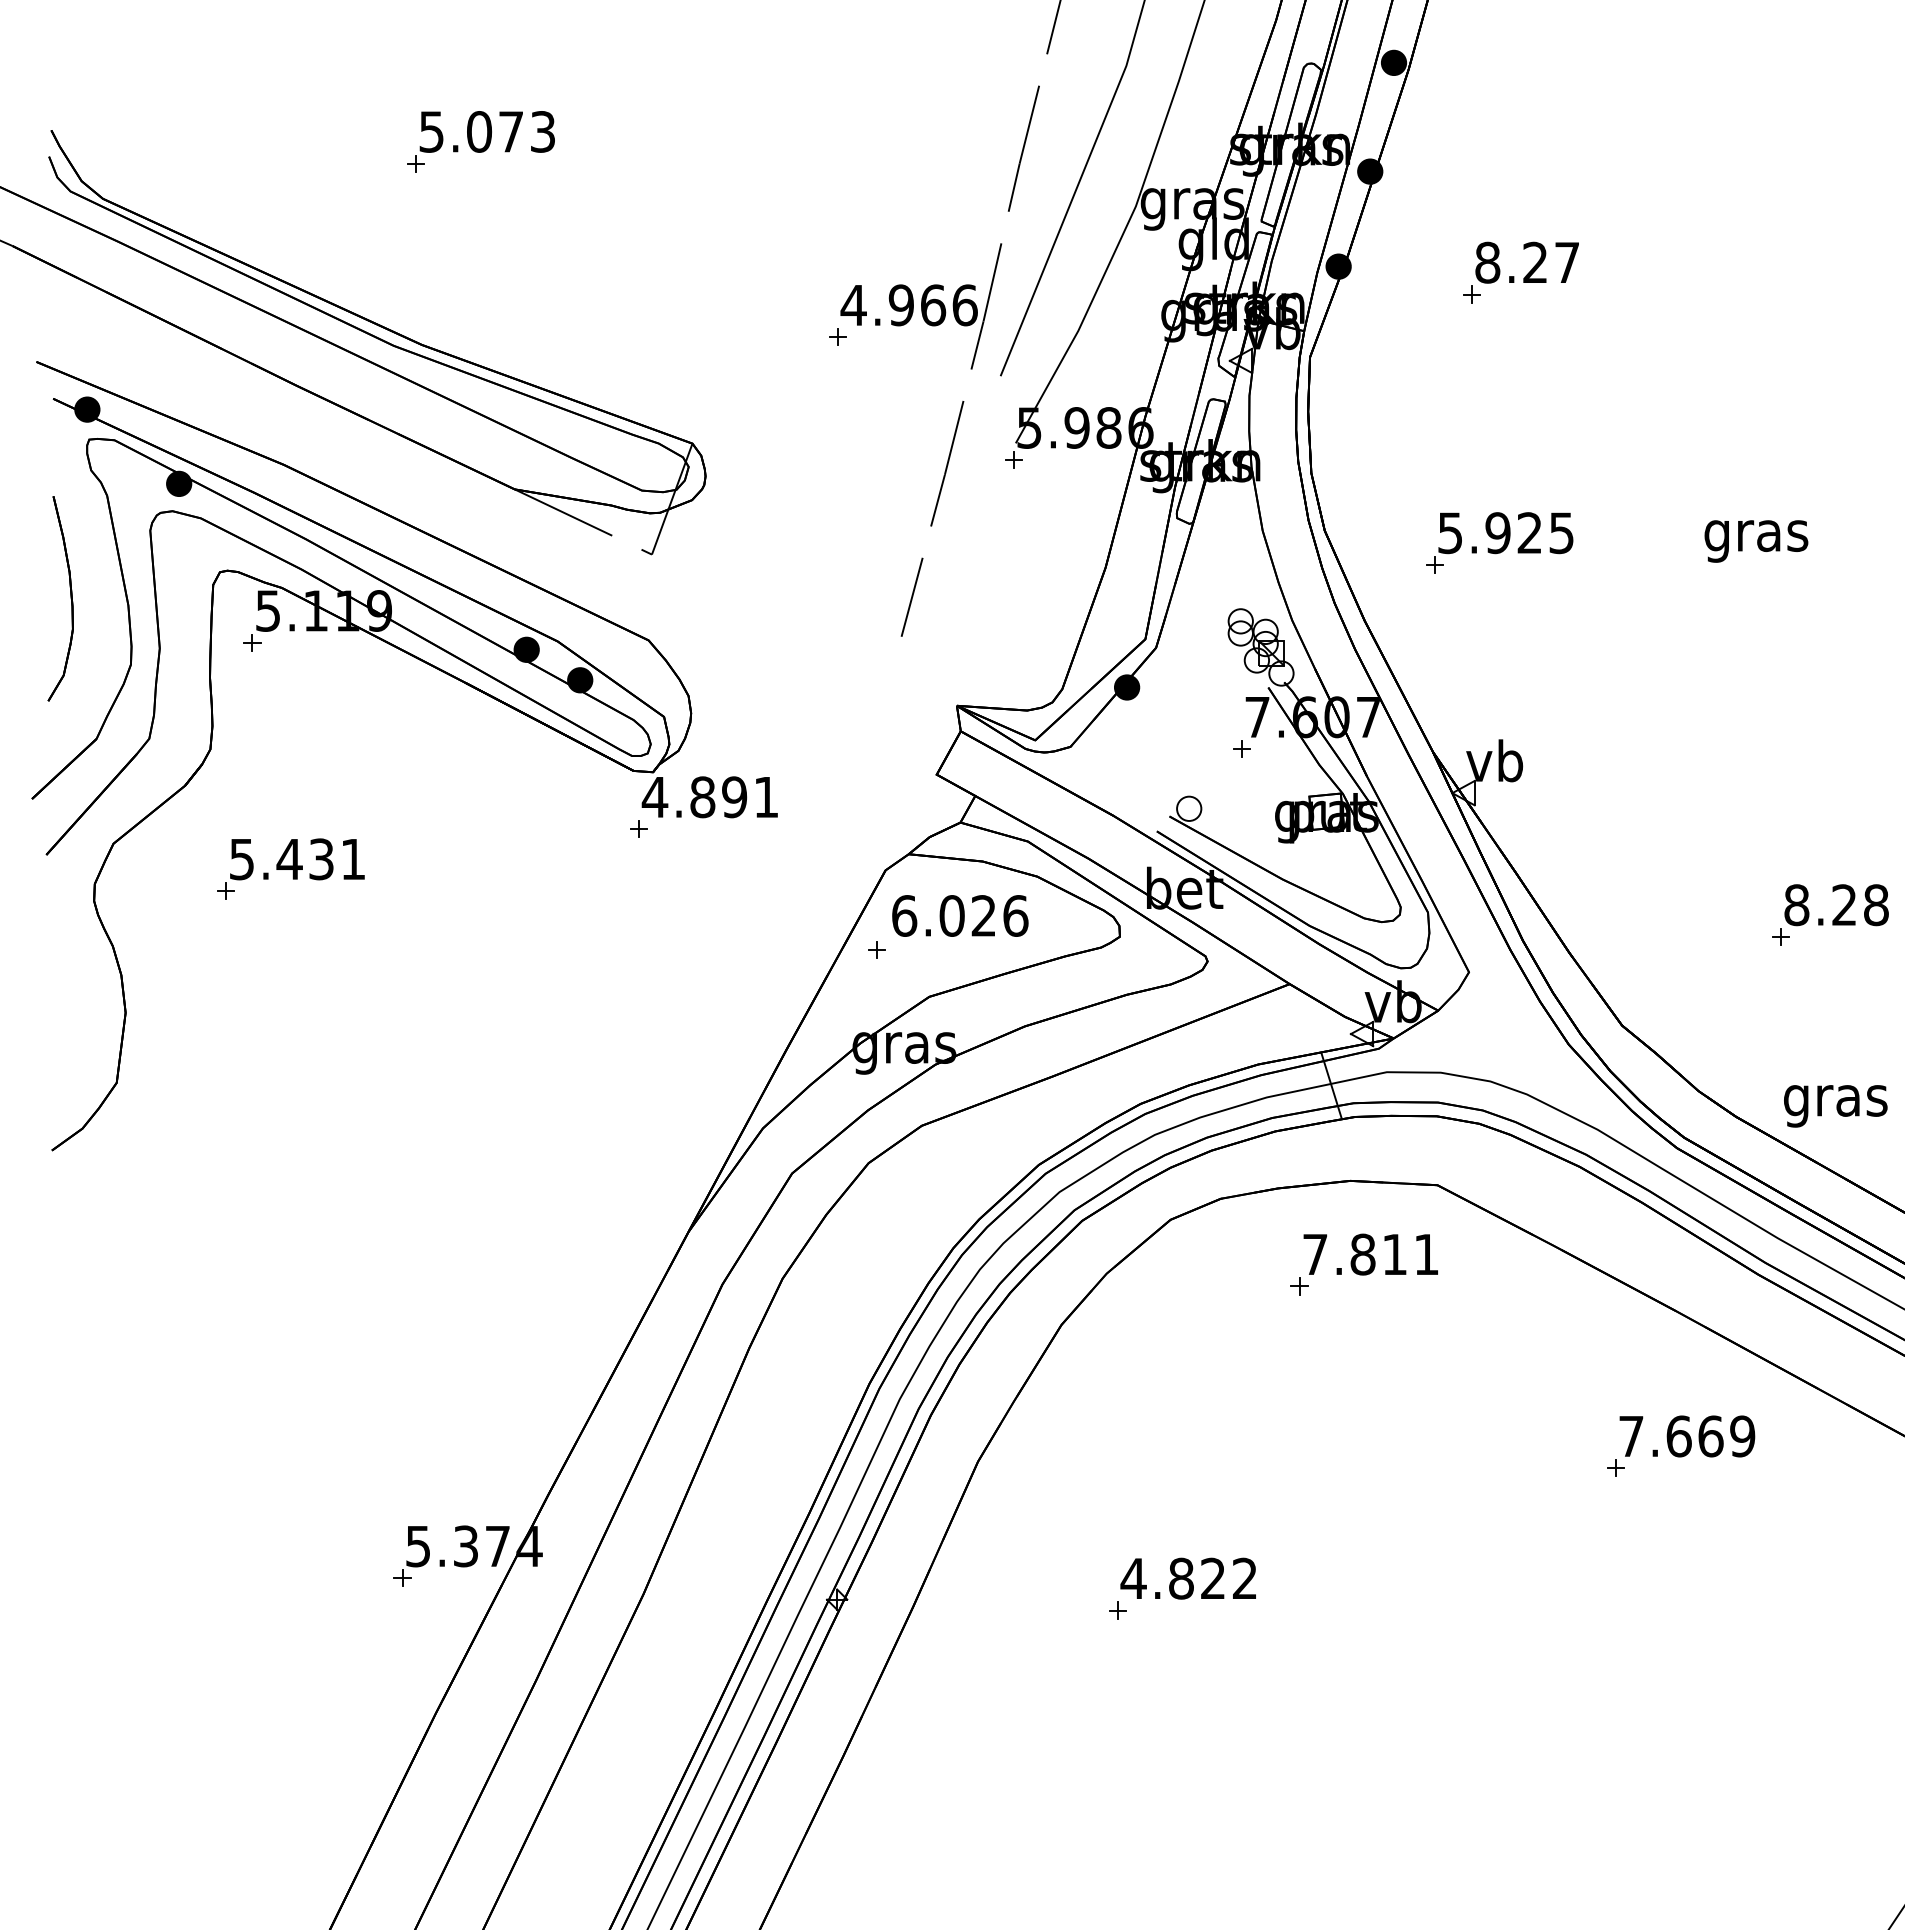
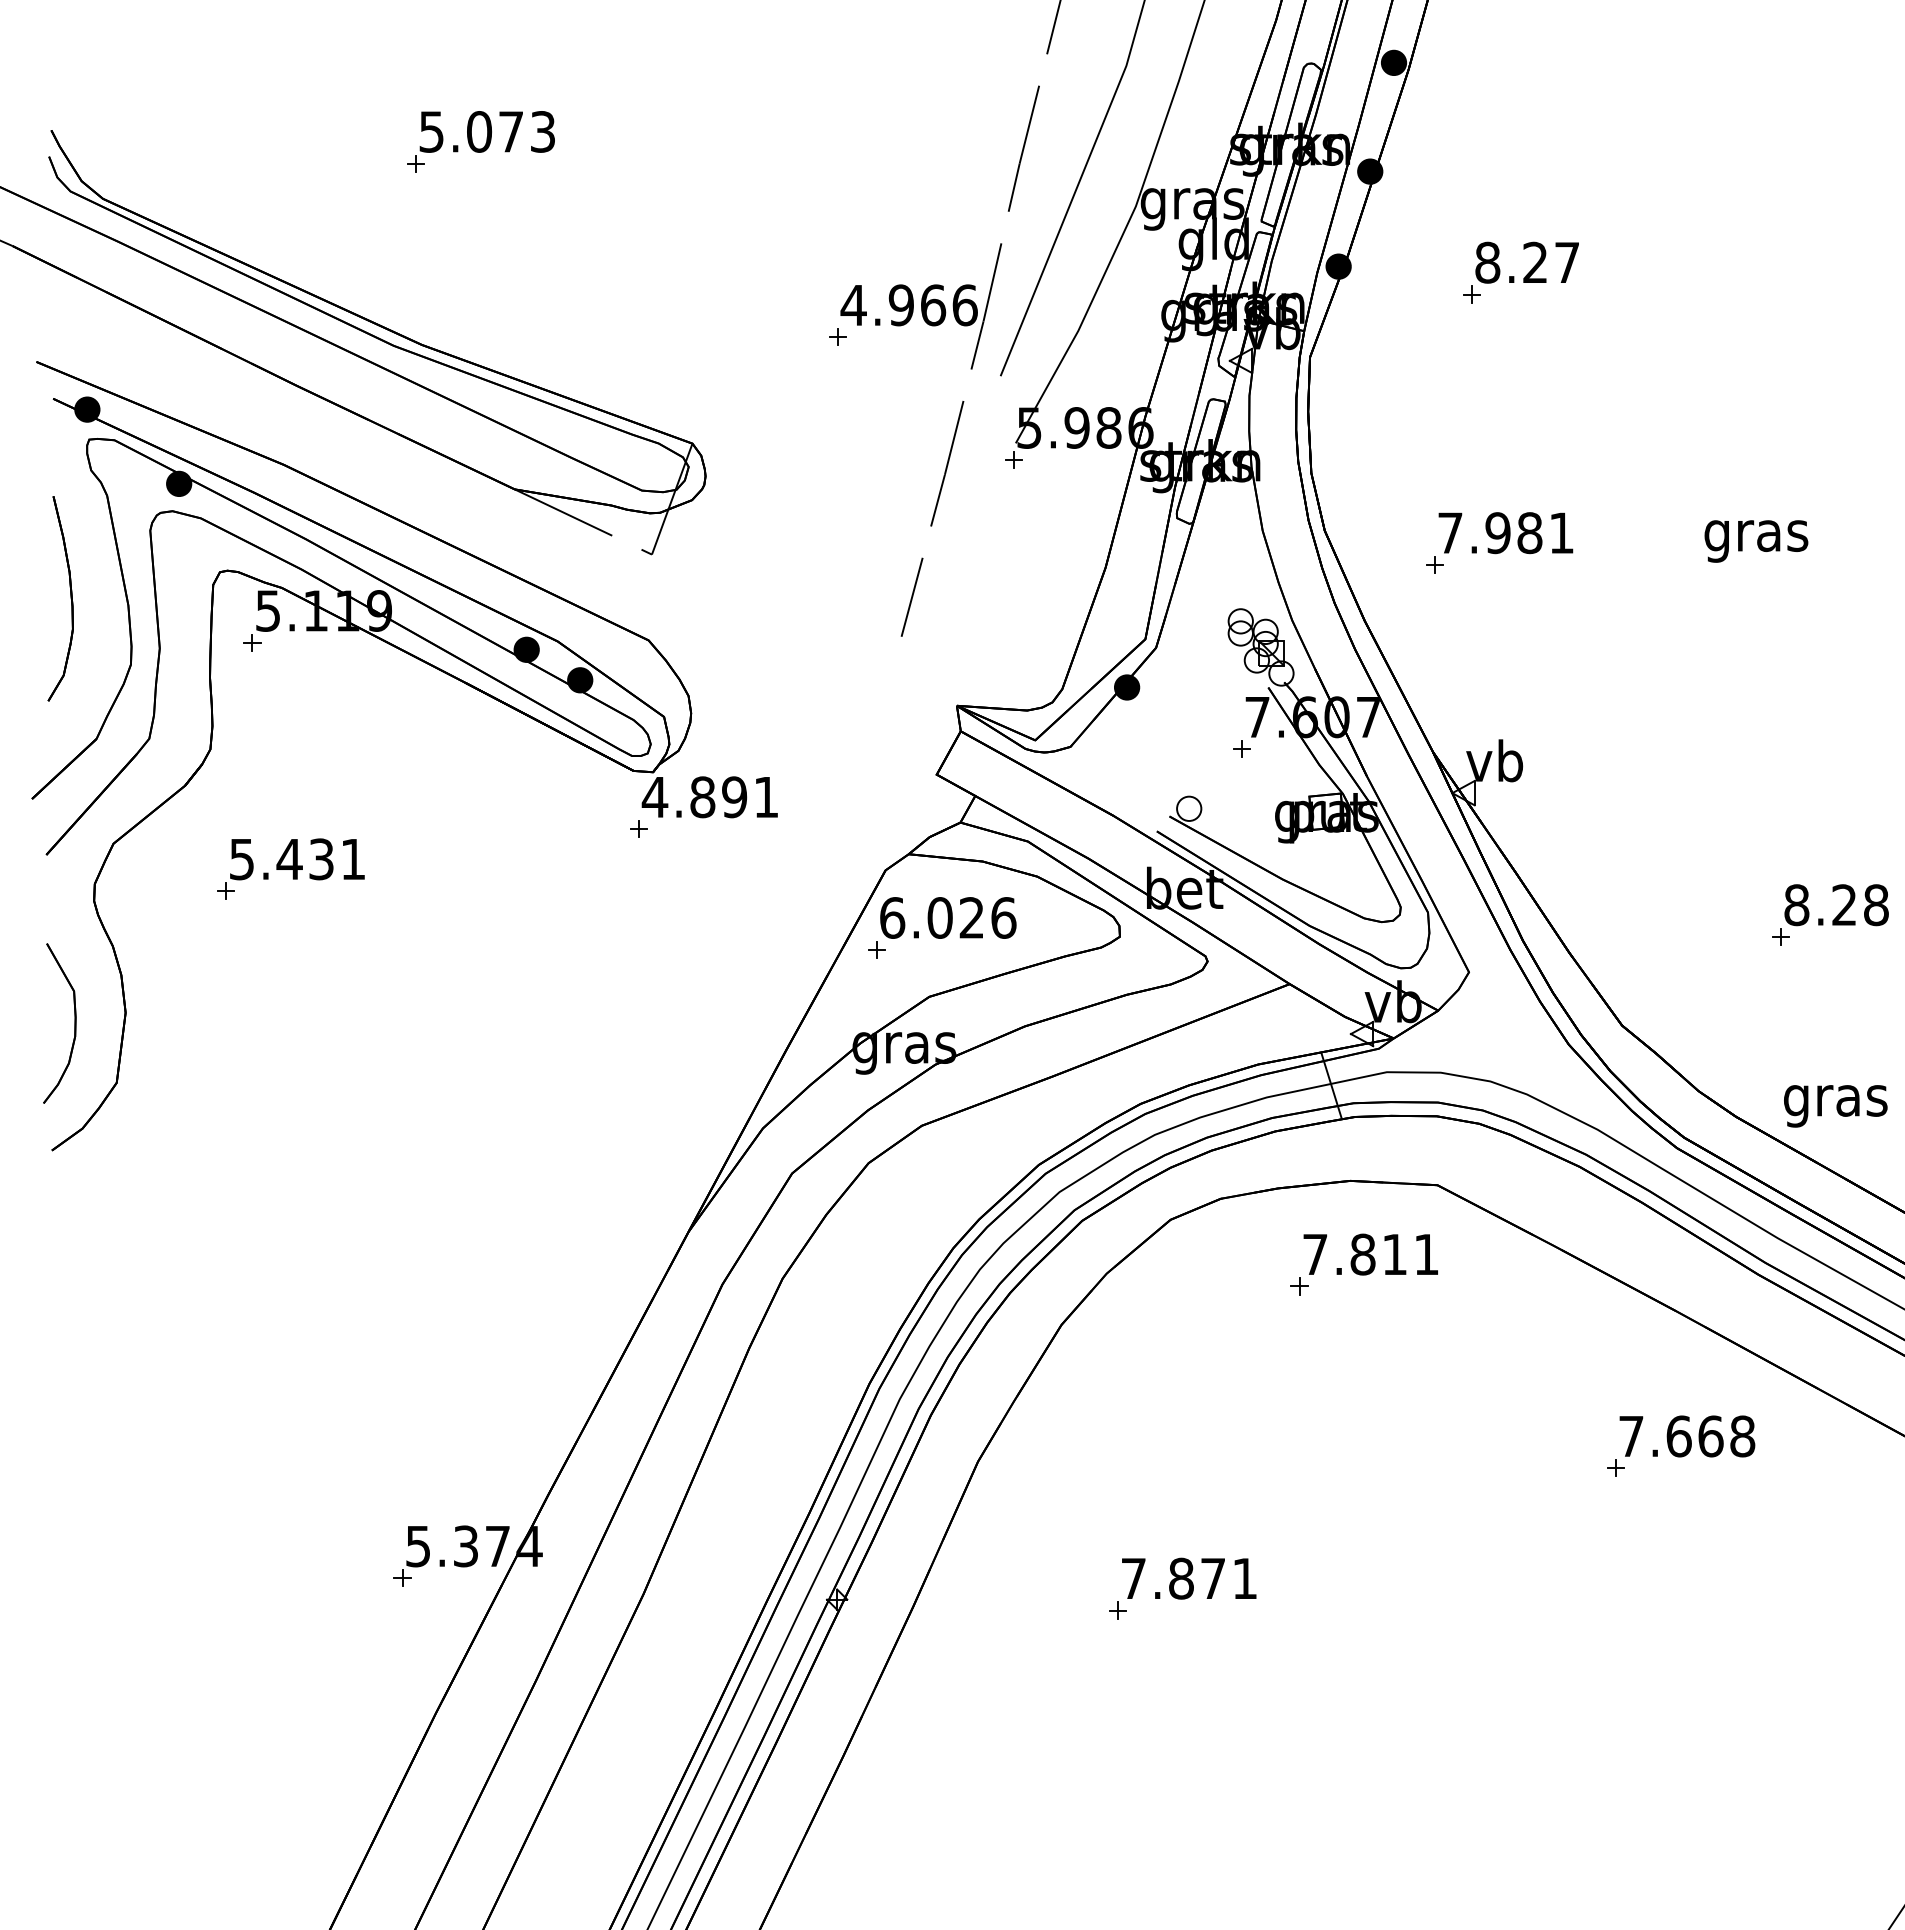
text: 5.925 -> 7.981 (1505, 533)
text position: (960, 915) -> (948, 917) (948, 917)
part: none -> present (74, 1023)
text: 7.669 -> 7.668 (1742, 1436)
text: 4.822 -> 7.871 (1188, 1577)
